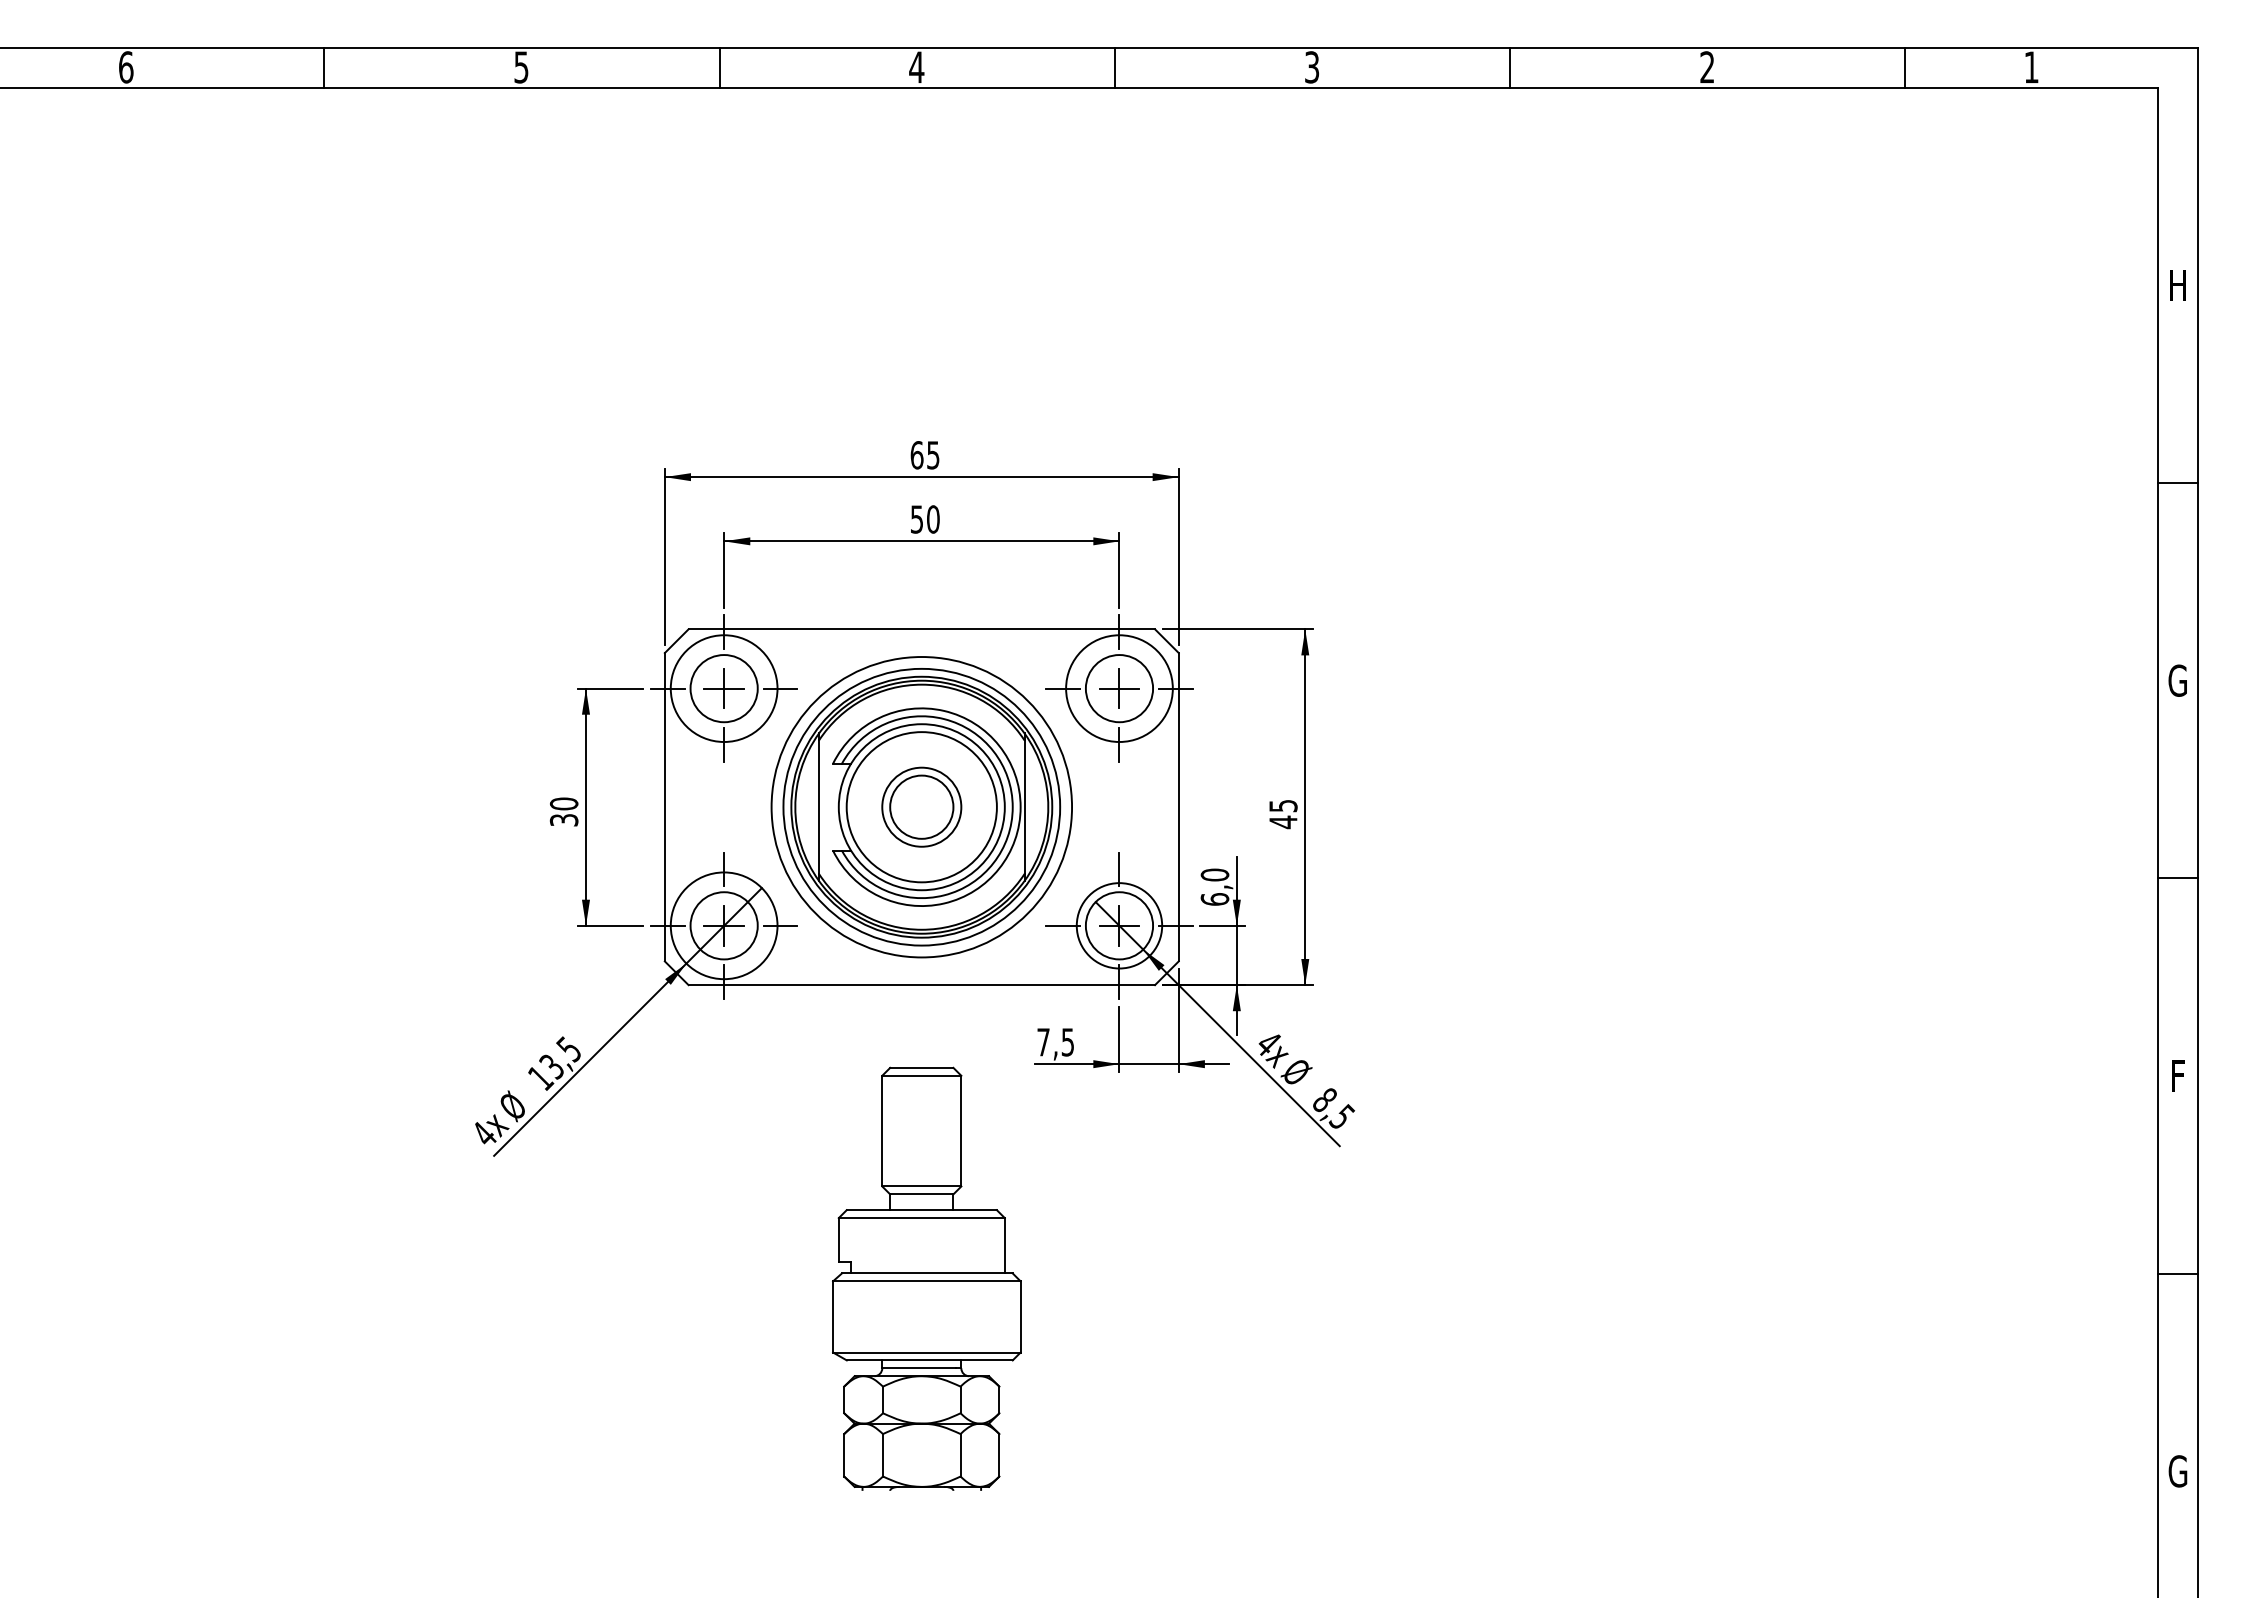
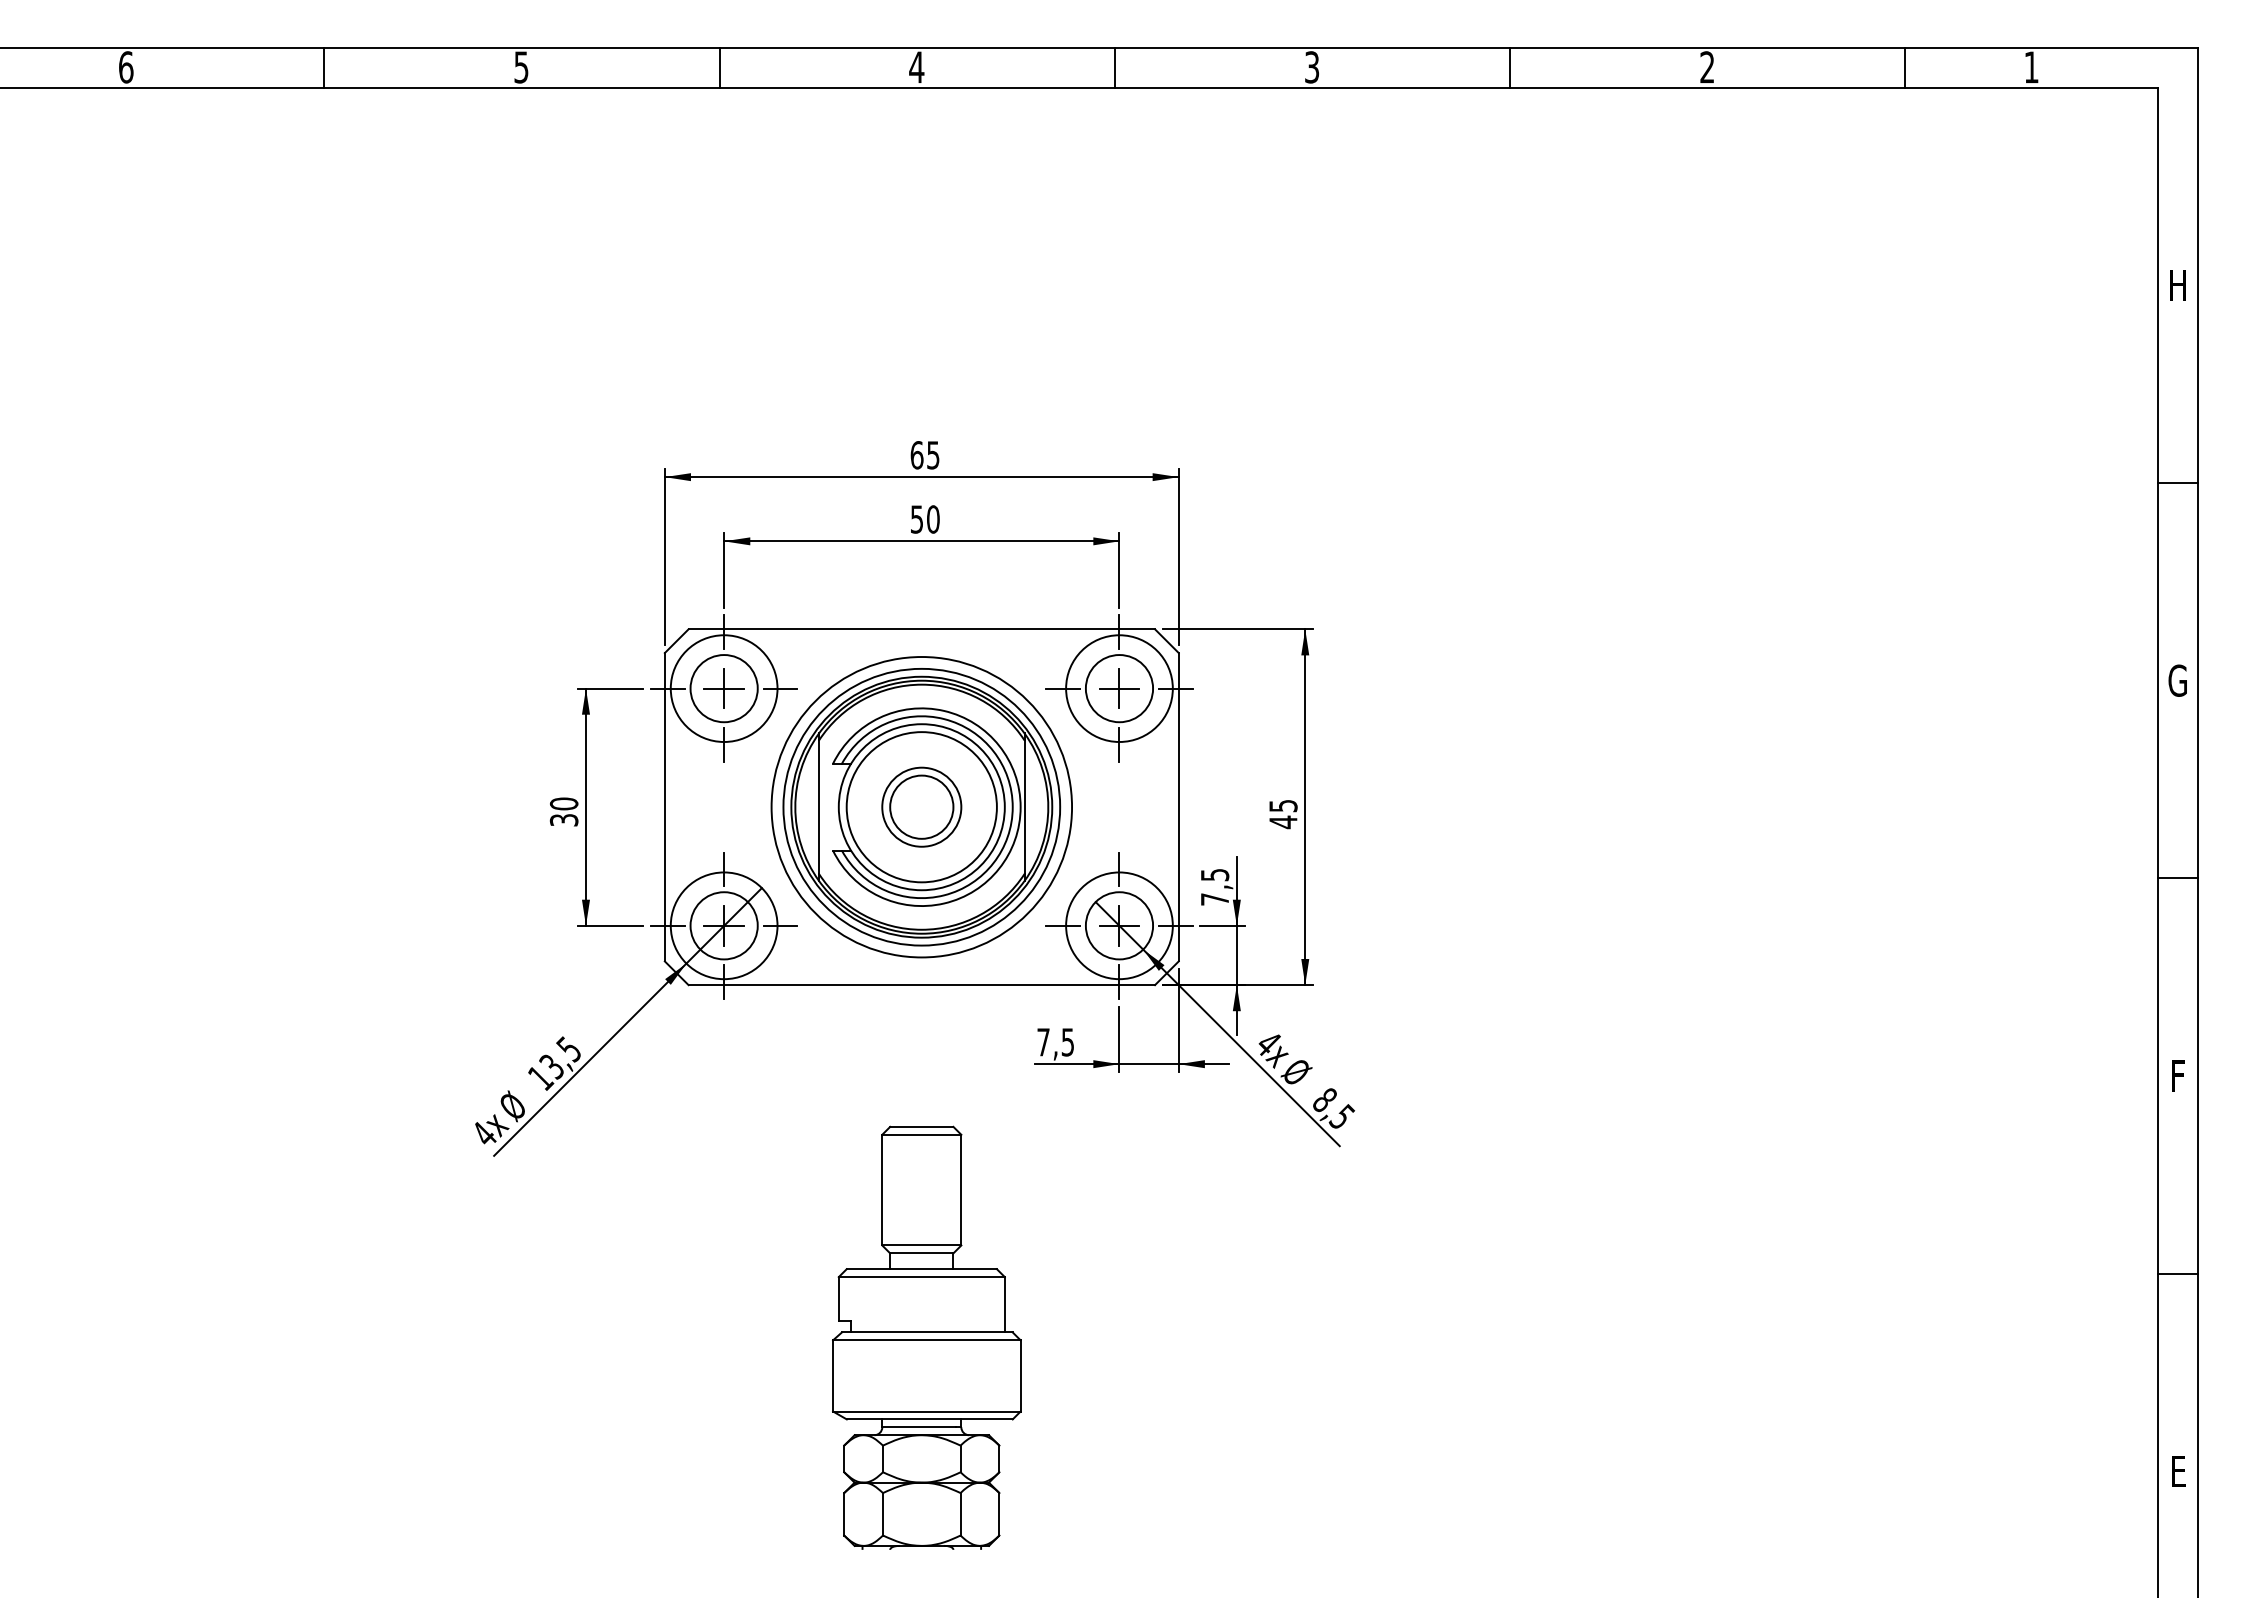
text: 6,0 -> 7,5 (1214, 886)
circle diameter: 85 px -> 107 px (1119, 925)
part position: (926, 1278) -> (926, 1337) (926, 1337)
text: G -> E (2177, 1471)
